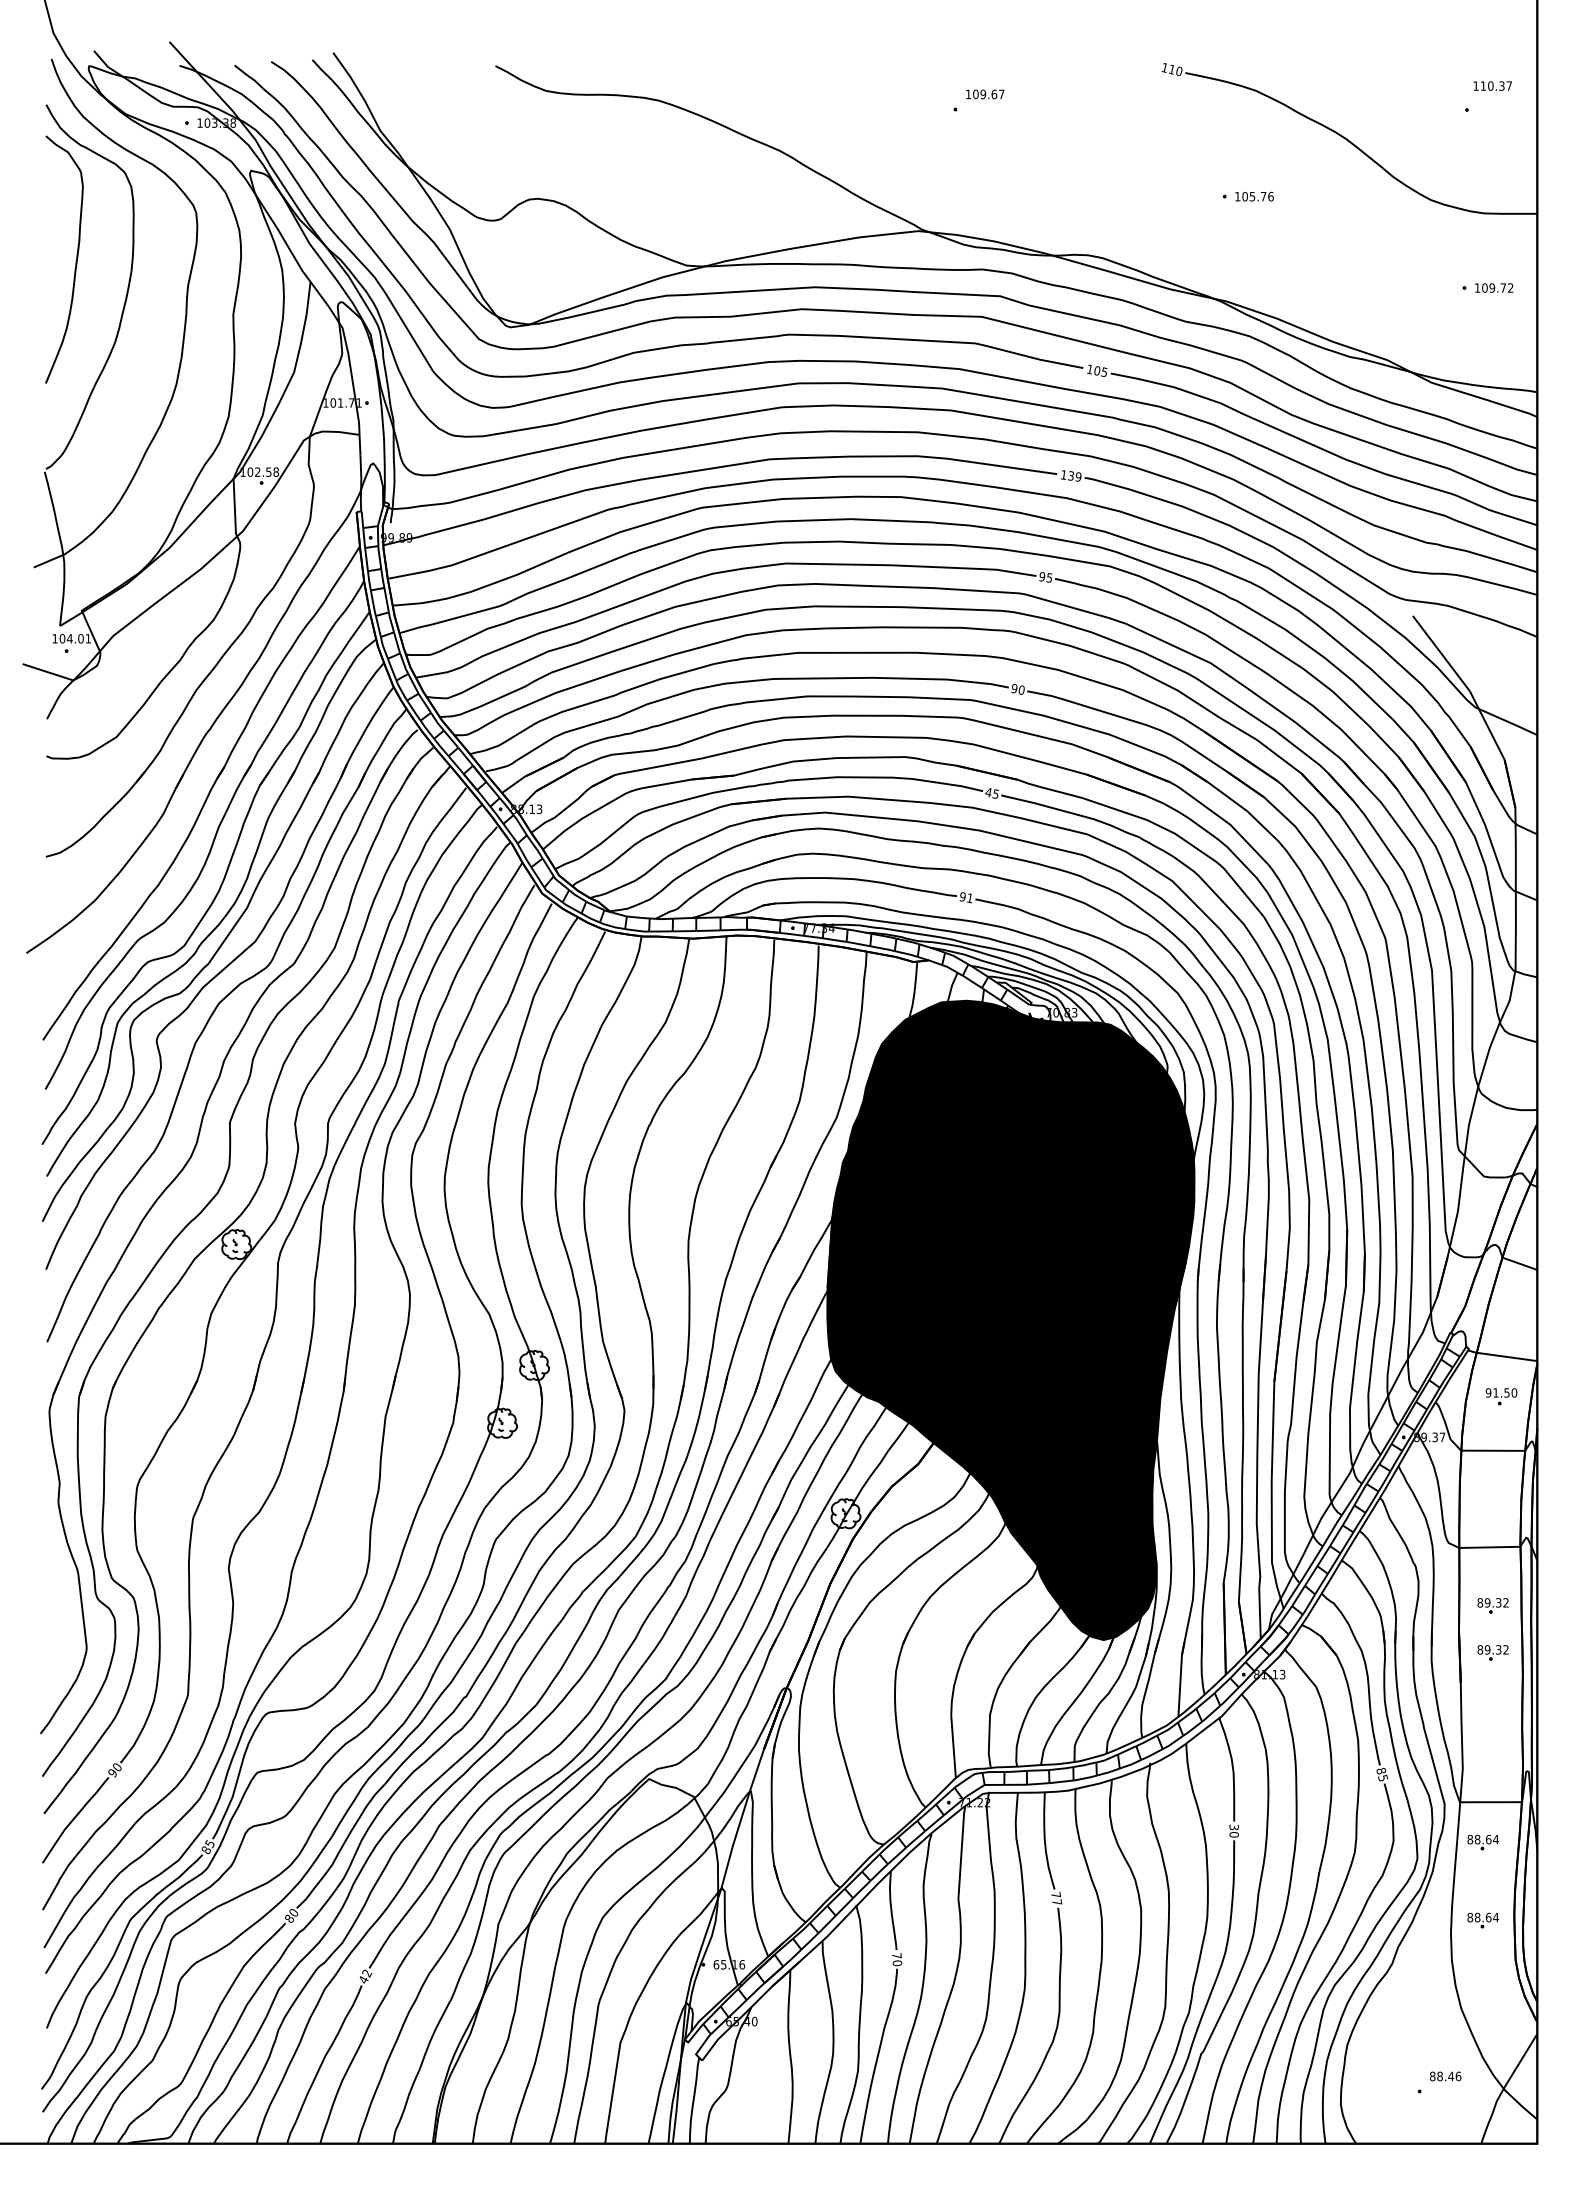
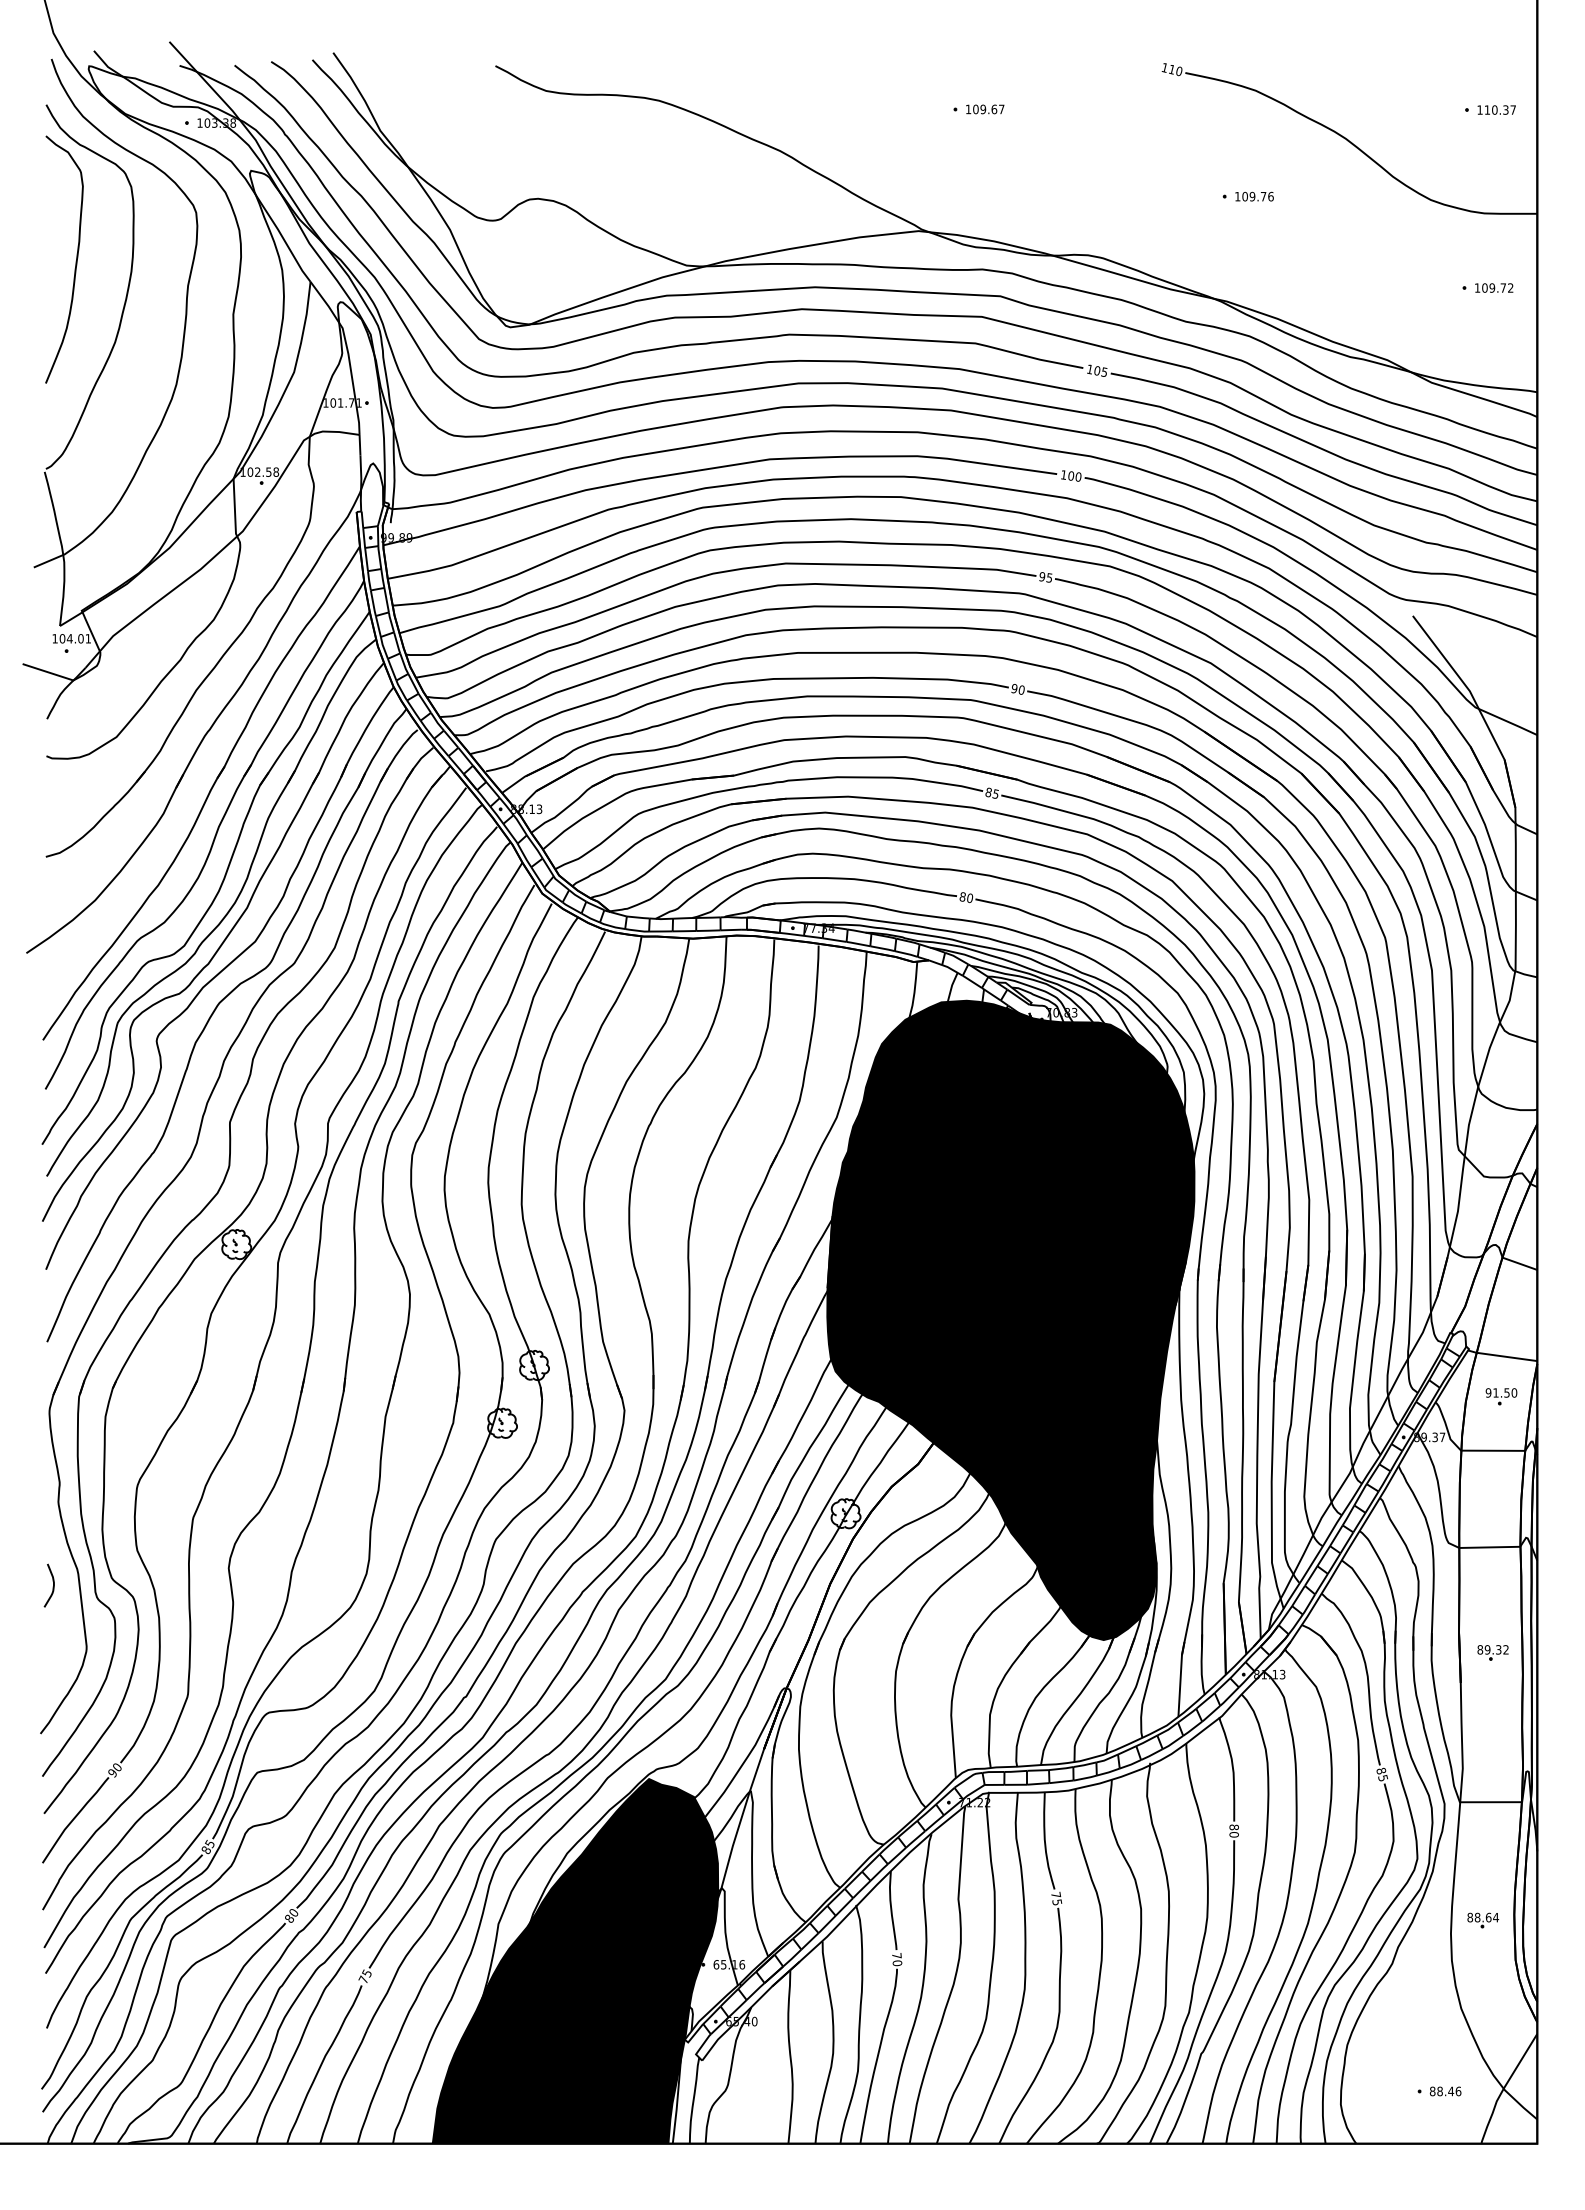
text position: (1492, 85) -> (1496, 109) (1496, 109)
text position: (985, 94) -> (985, 109) (985, 109)
text: 105.76 -> 109.76 (1252, 196)
text: 139 -> 100 (1074, 476)
text: 45 -> 85 (988, 792)
text: 91 -> 80 (966, 897)
curve: none -> present (52, 1586)
part: present -> none (1492, 1605)
text: 30 -> 80 (1233, 1827)
part: present -> none (1483, 1842)
text: 77 -> 75 (1057, 1902)
fill: none -> present (575, 1961)
text: 42 -> 75 (365, 1976)
text position: (1445, 2076) -> (1445, 2091) (1445, 2091)
